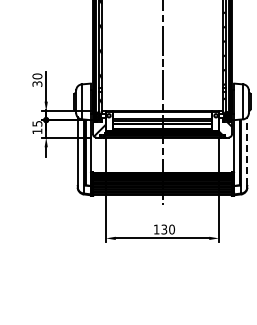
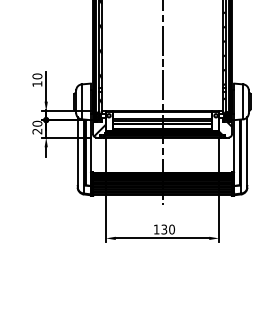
text: 30 -> 10 (37, 83)
text: 15 -> 20 (37, 127)
line: dashed -> solid (247, 151)
